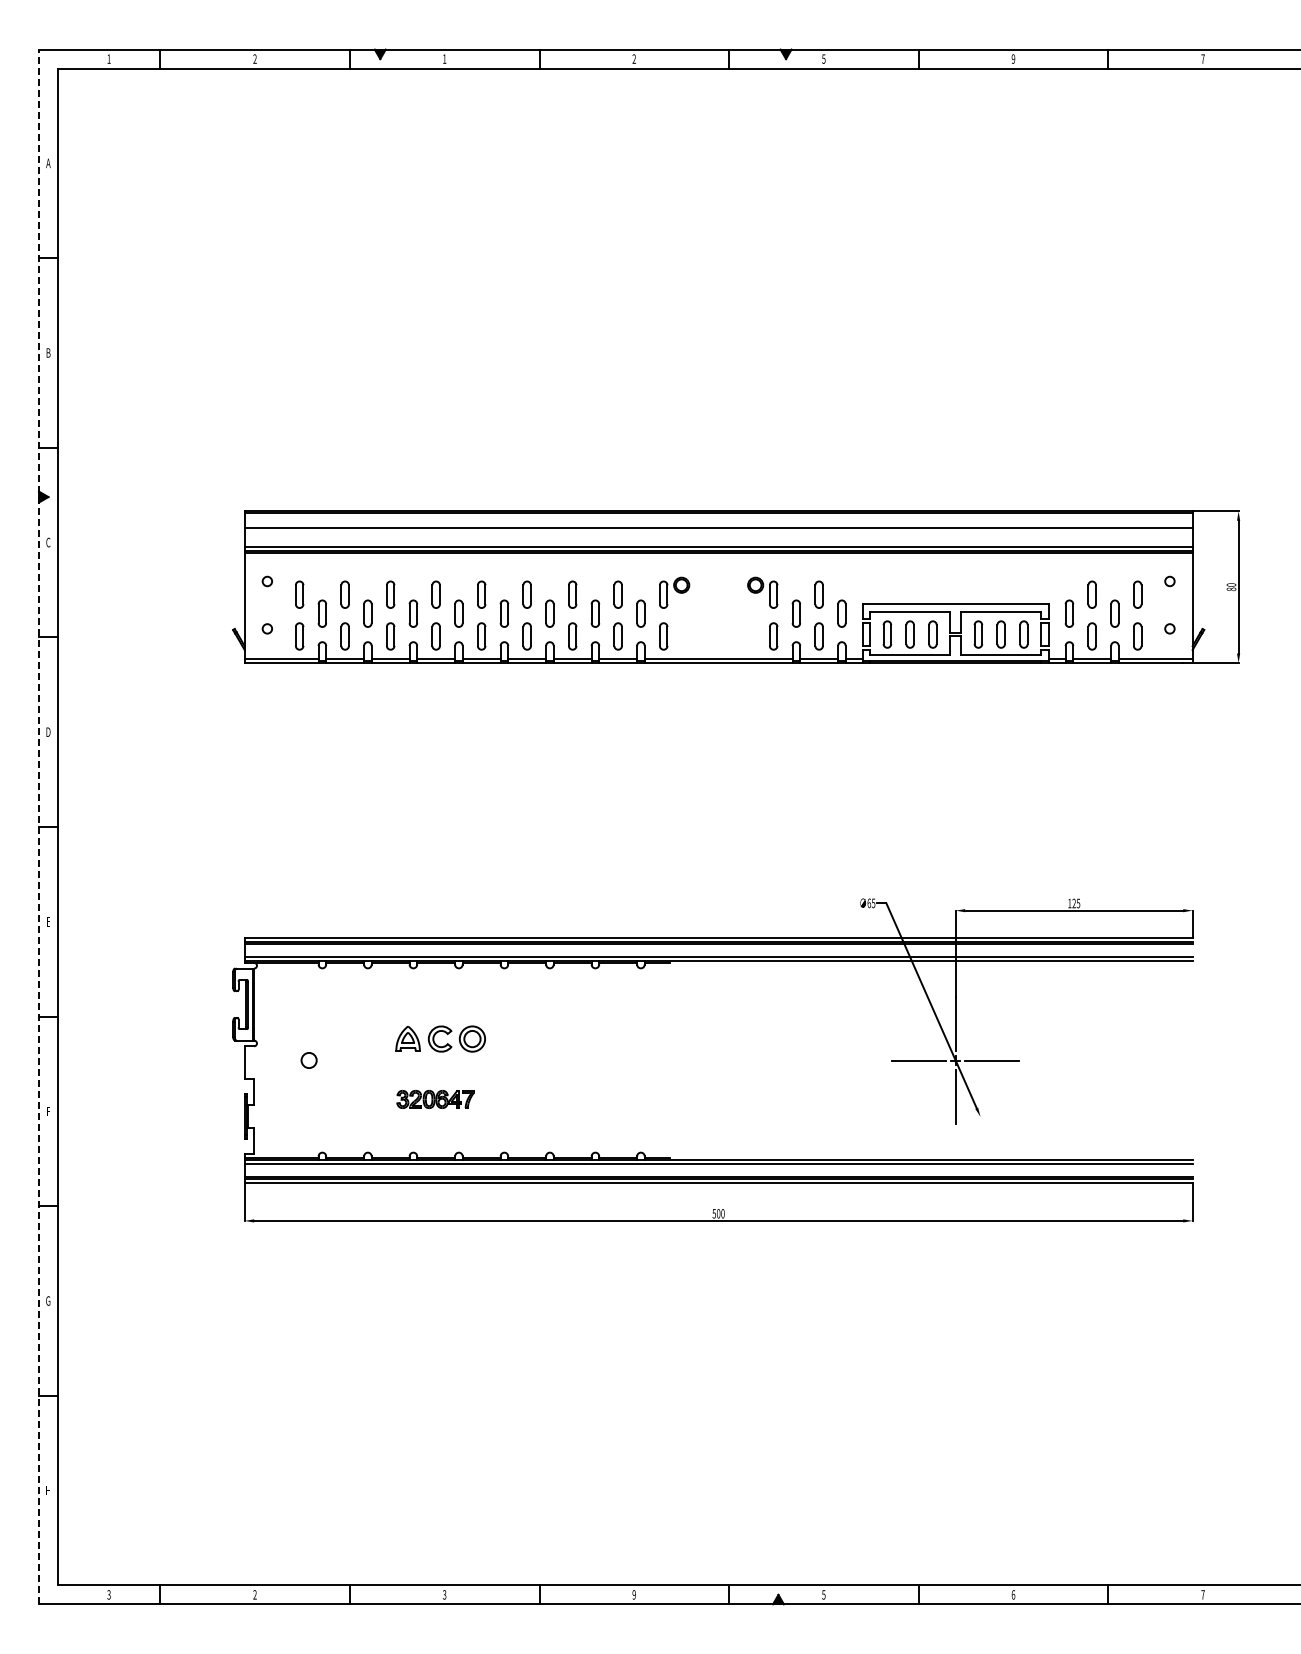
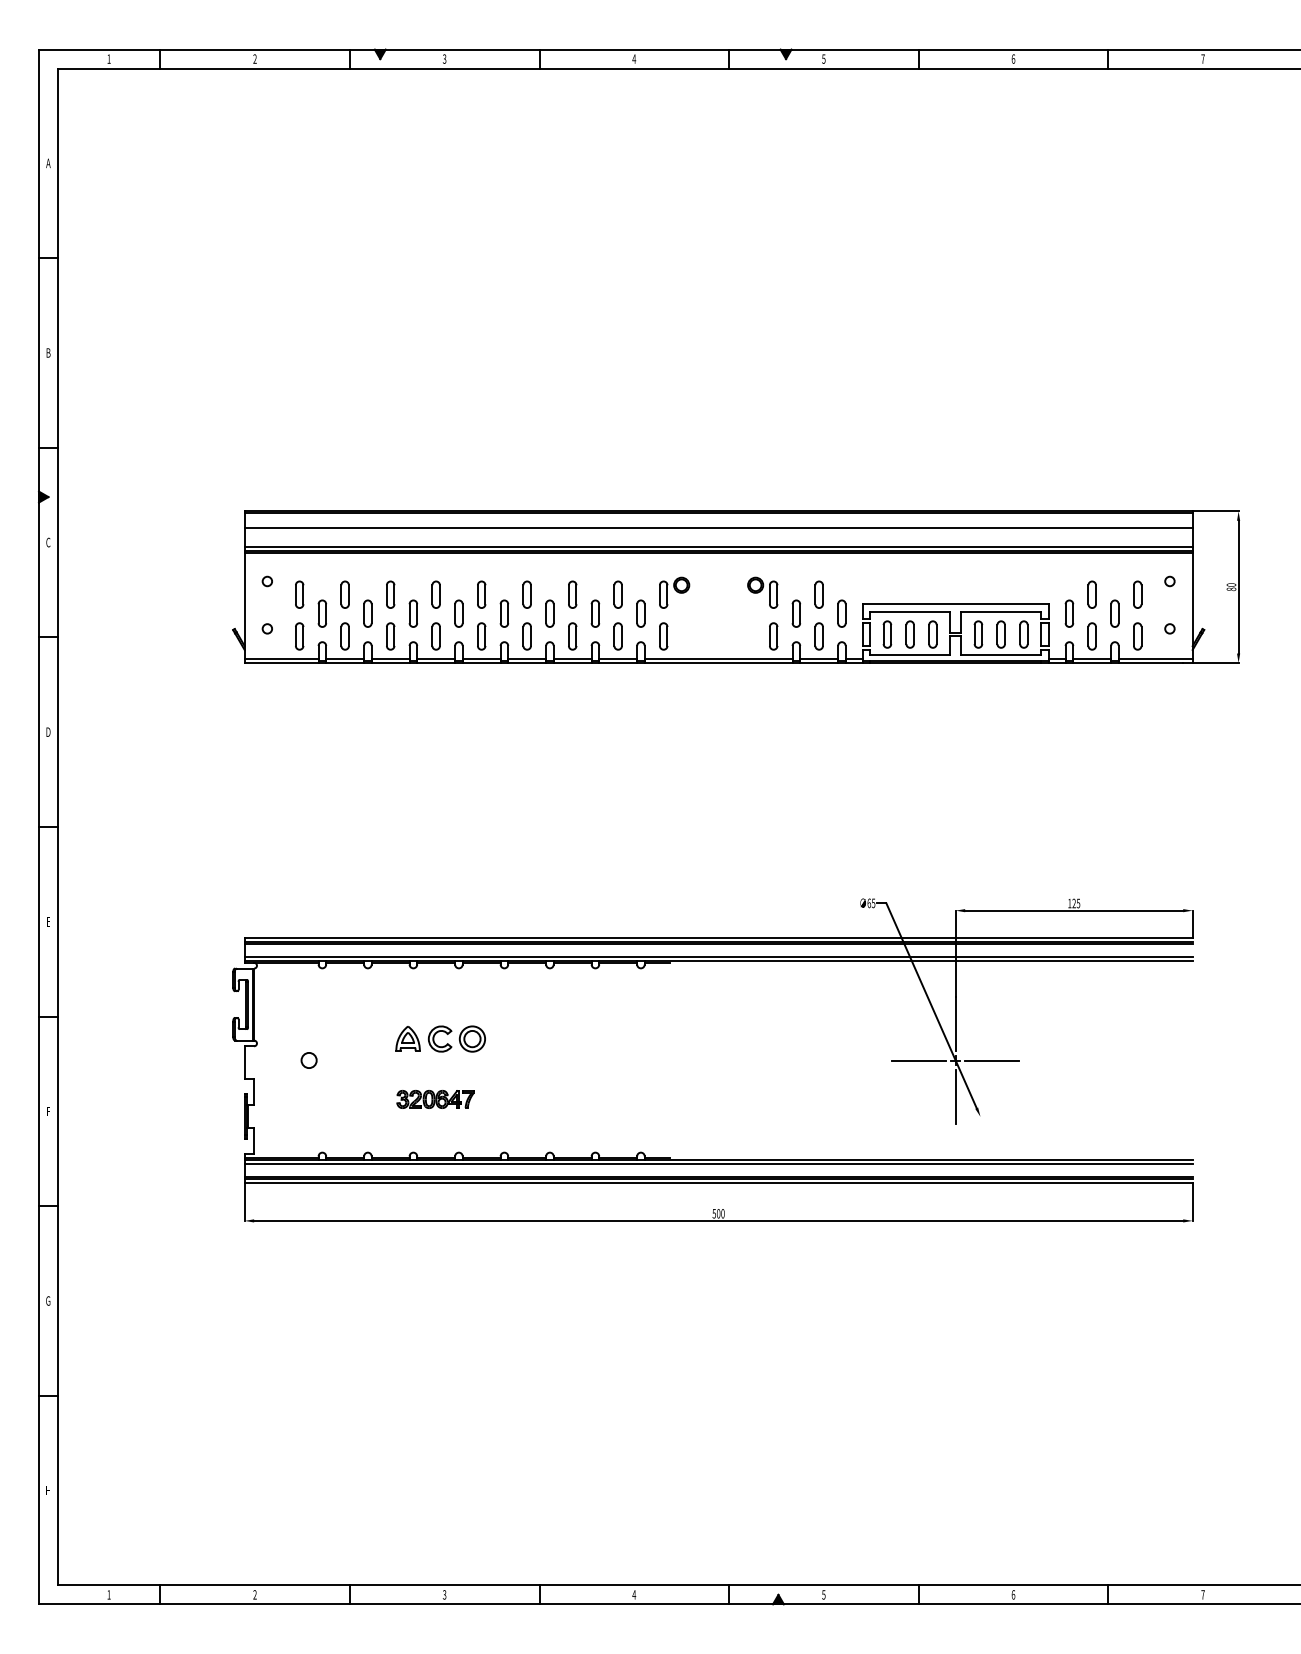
text: 1 -> 3 (444, 58)
text: 2 -> 4 (634, 58)
text: 9 -> 6 (1013, 58)
line: dashed -> solid (39, 826)
text: 3 -> 1 (108, 1594)
text: 9 -> 4 (634, 1594)
